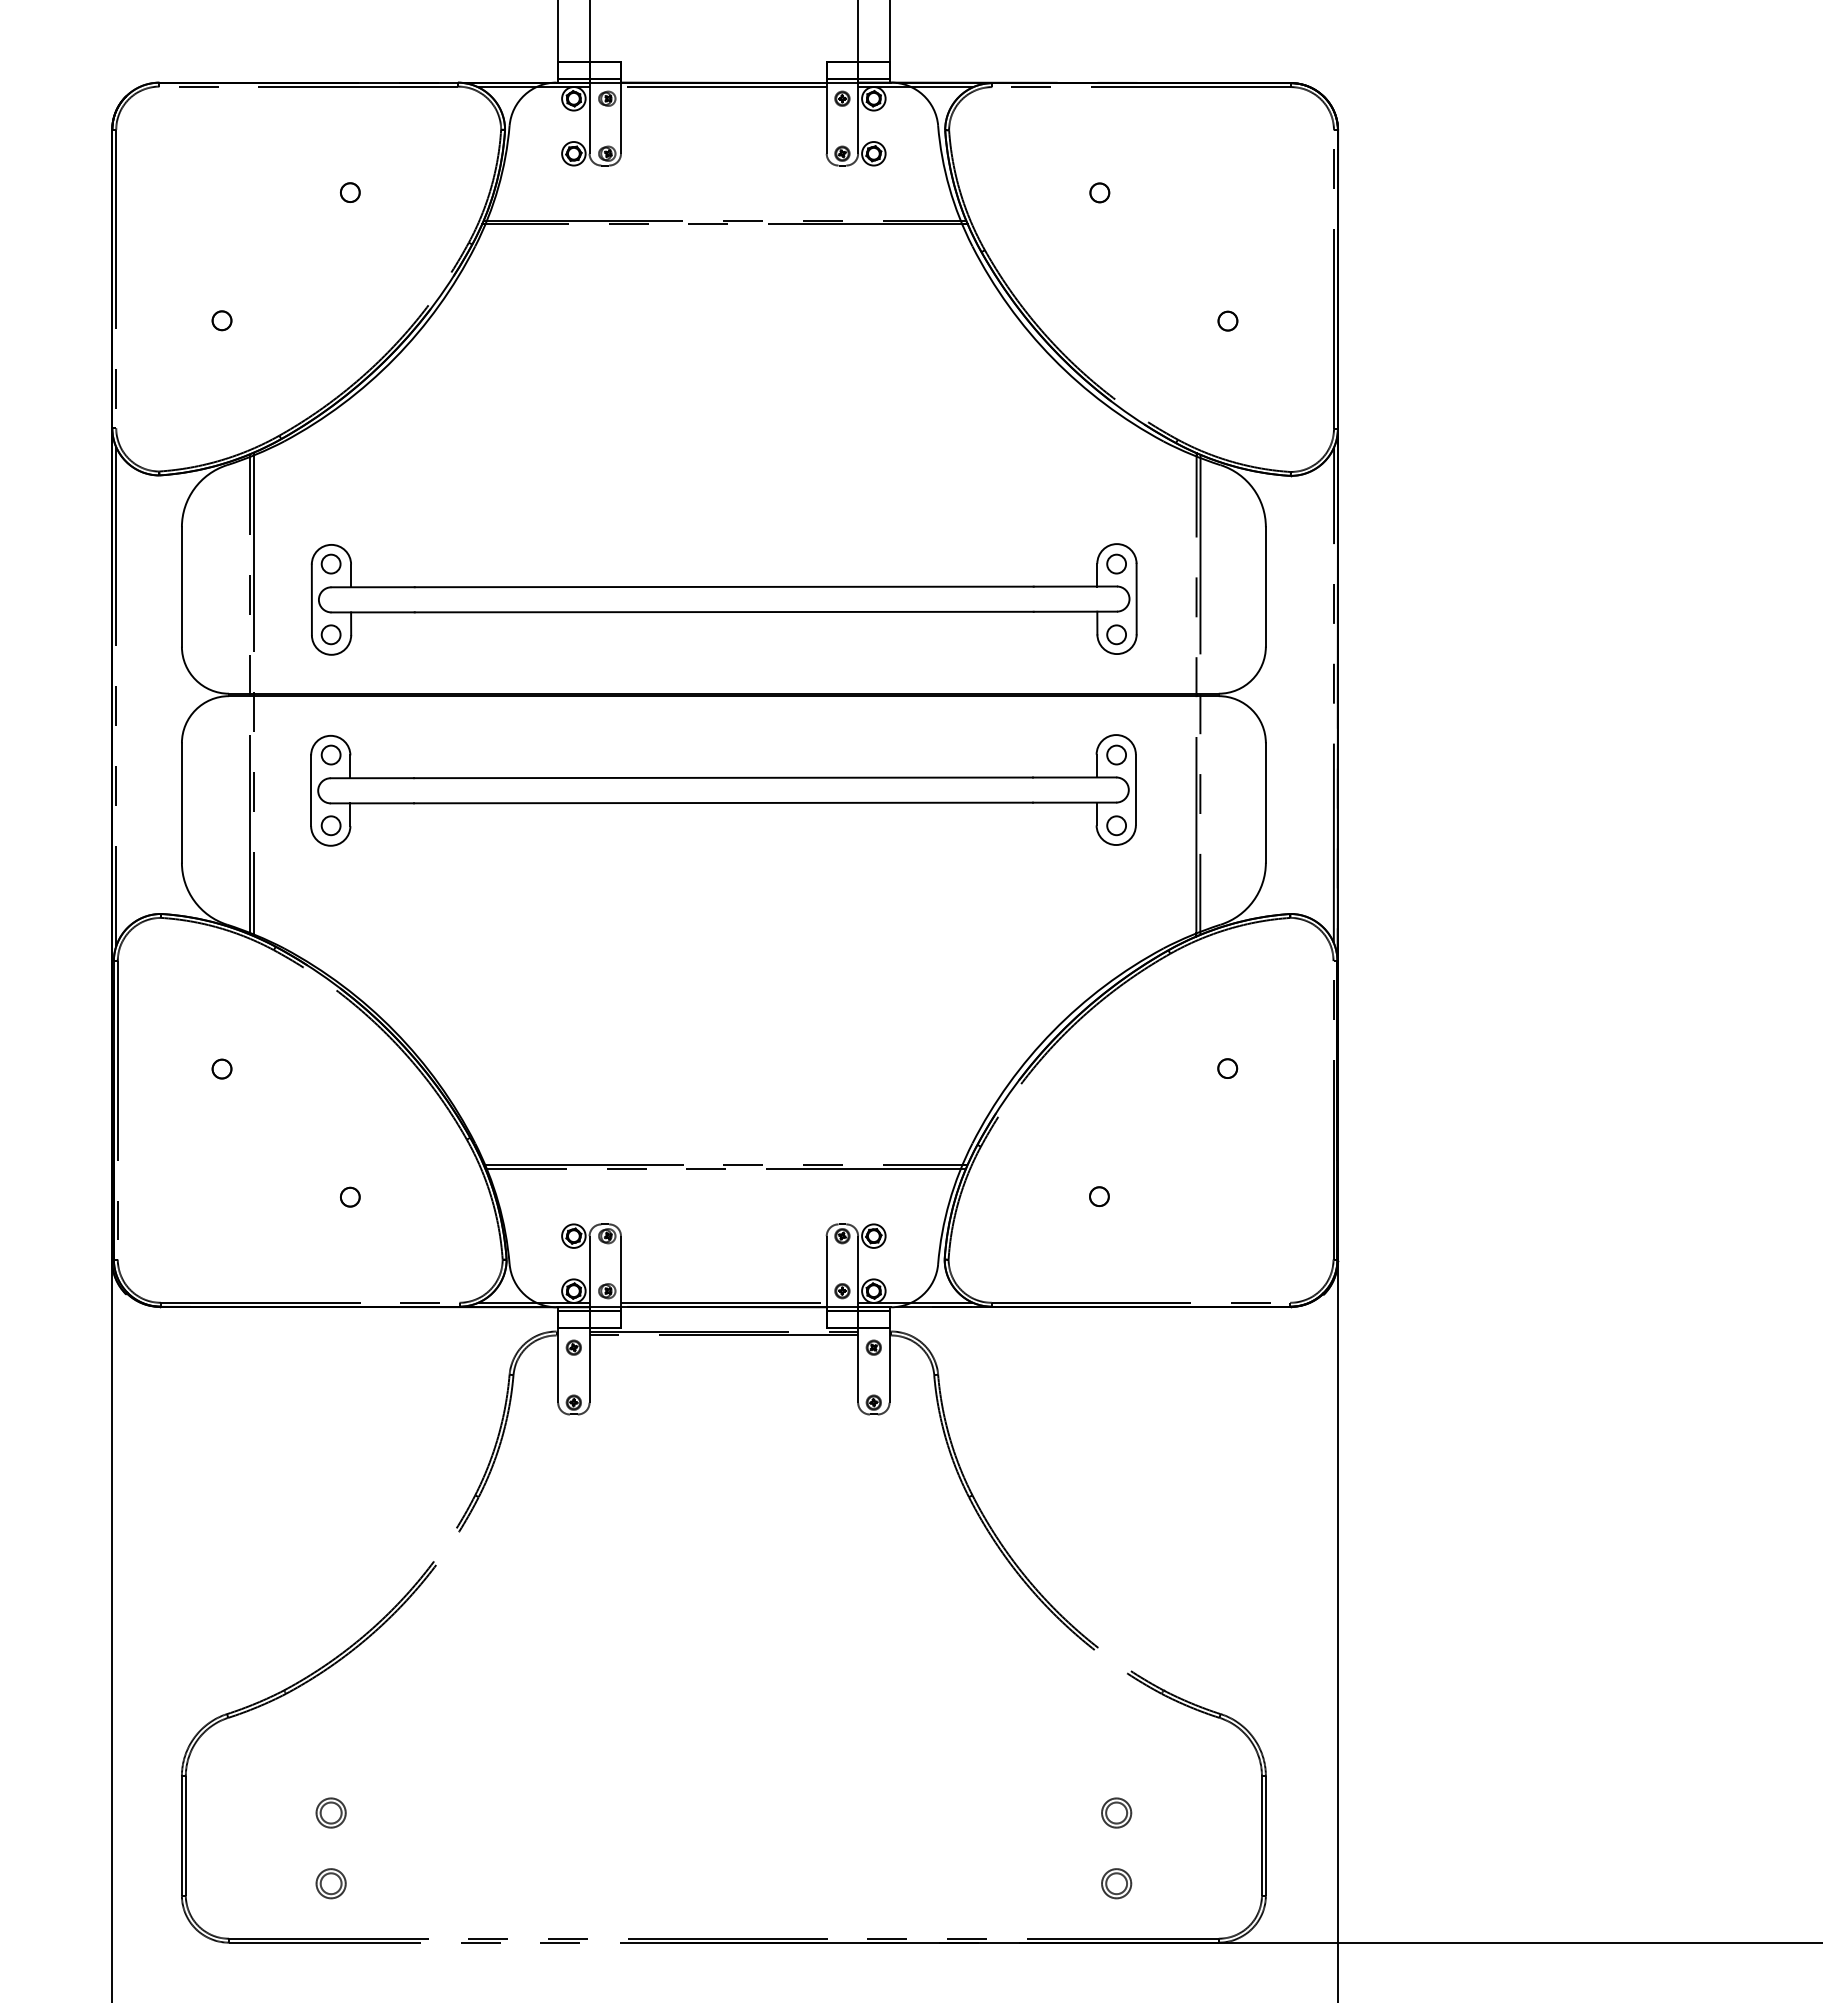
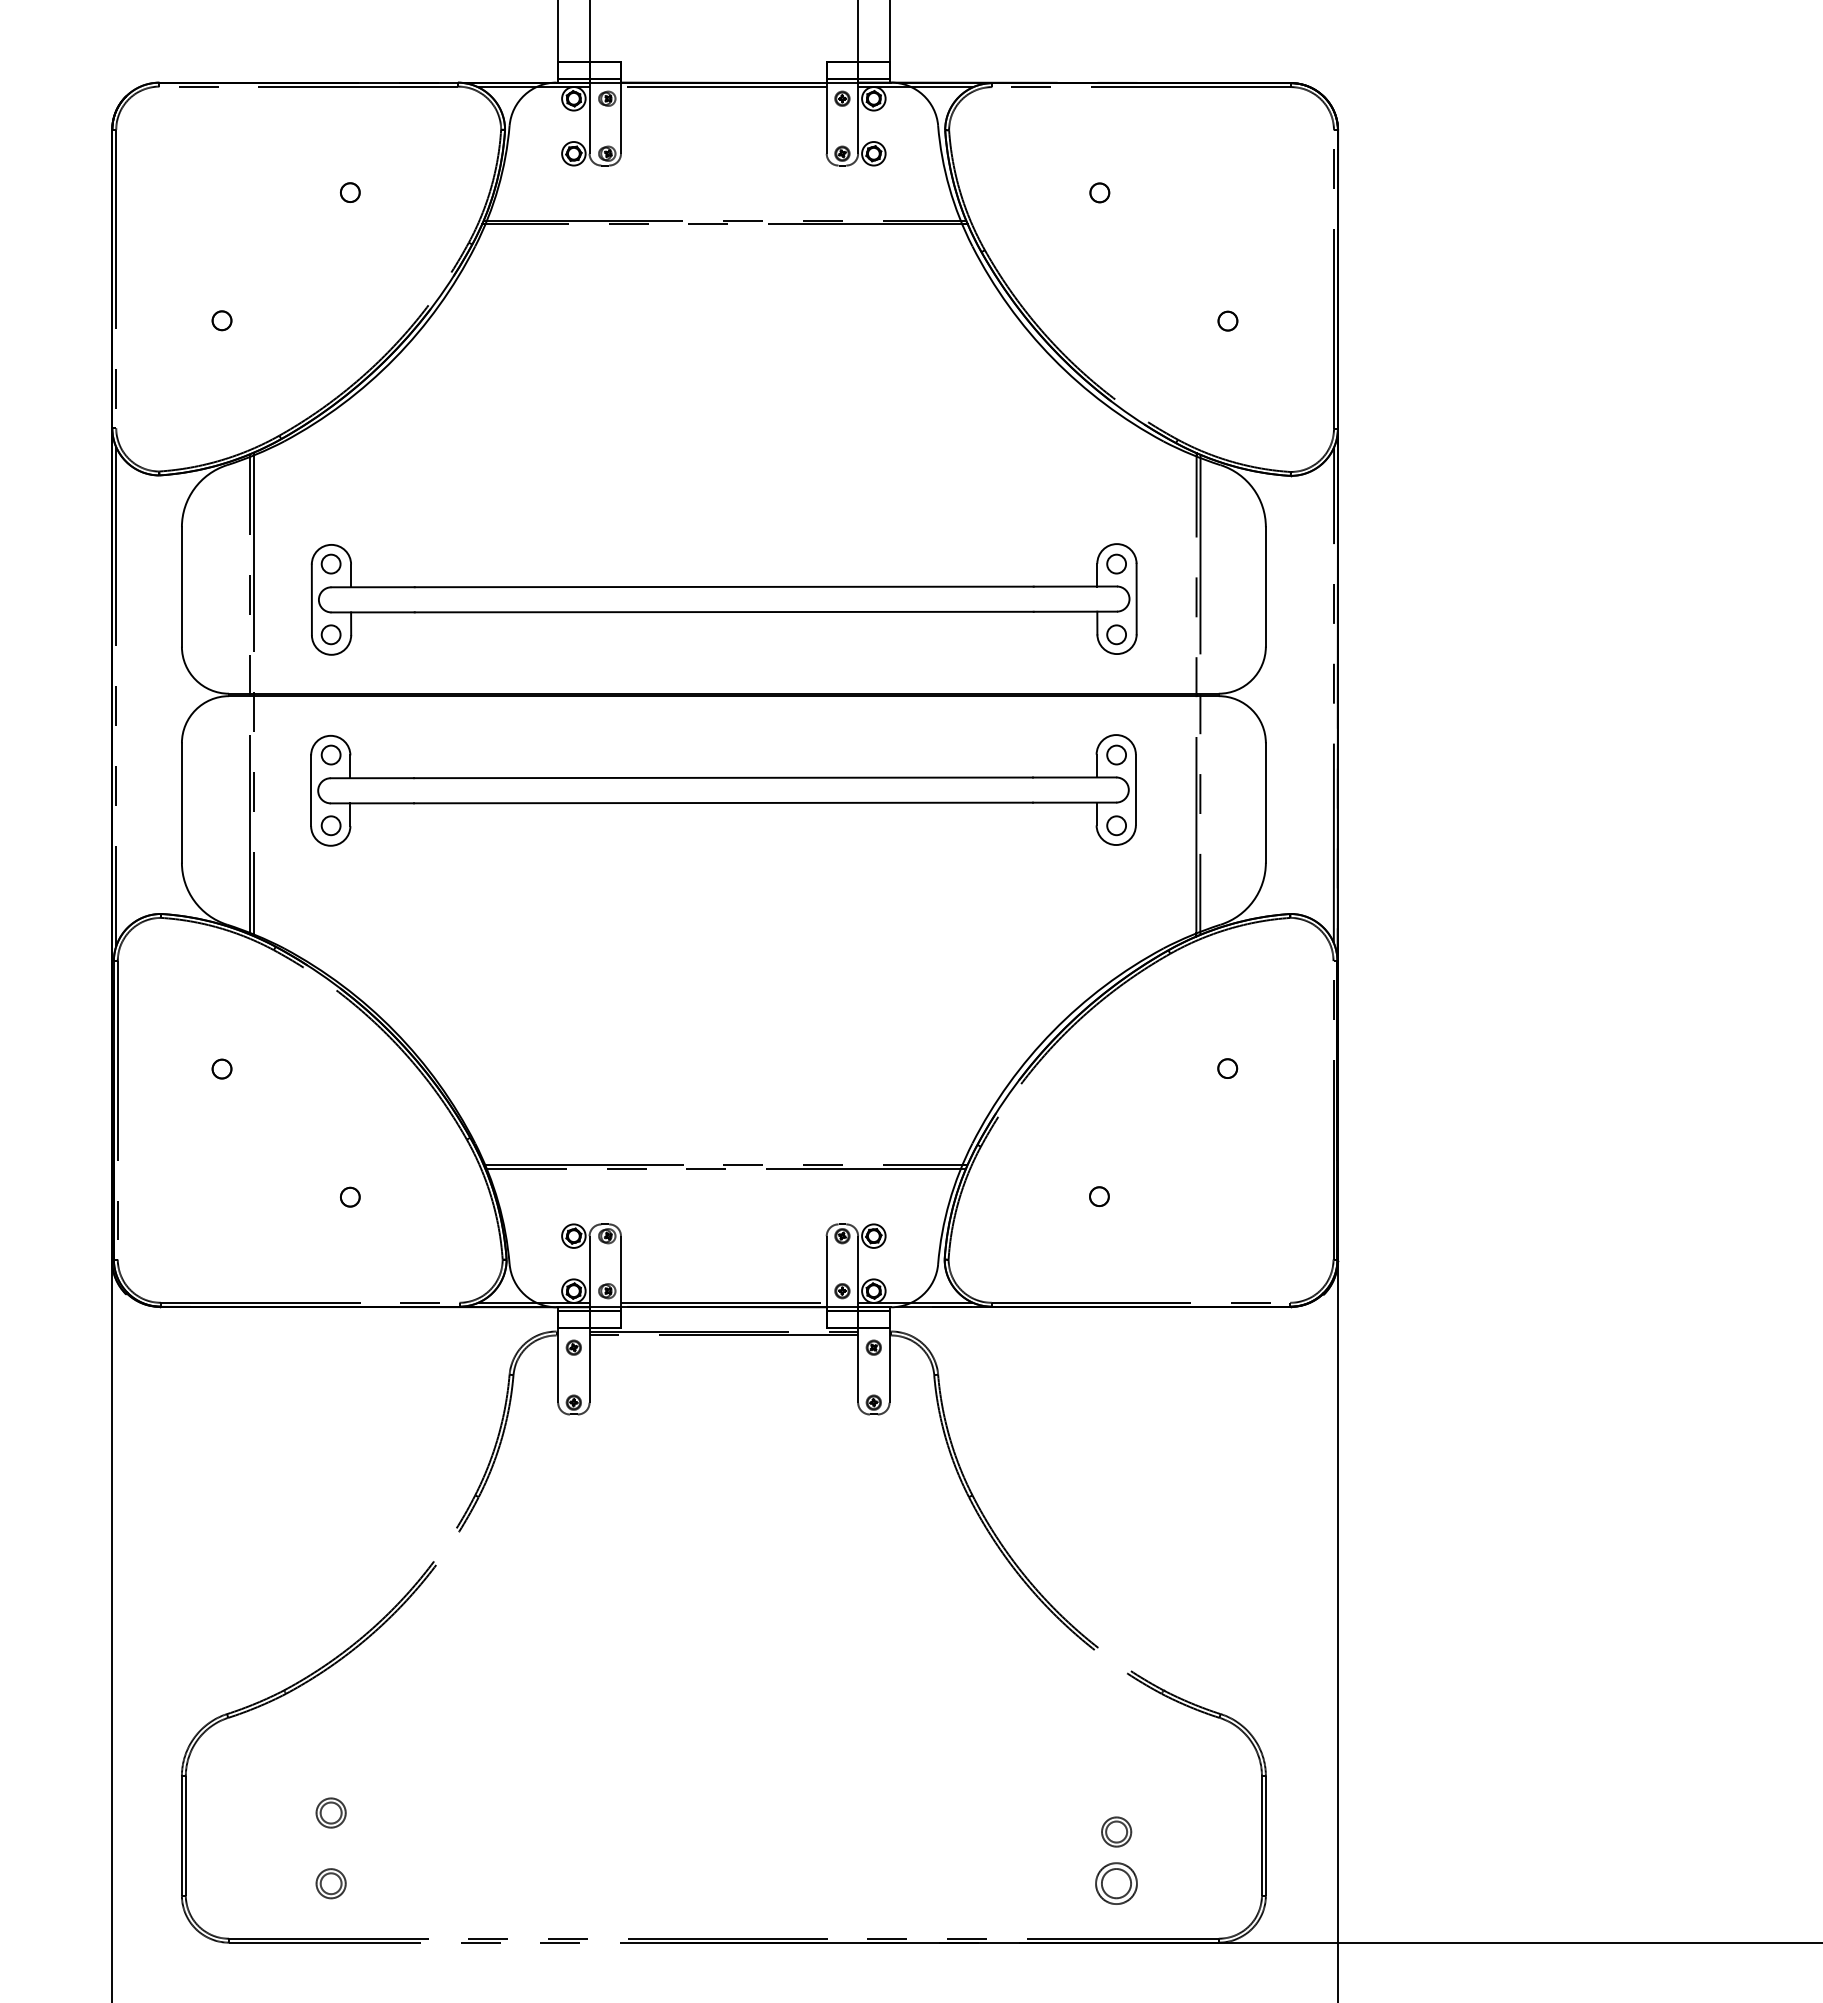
part position: (1116, 1812) -> (1116, 1831) (1116, 1831)
part size: 32x32 px -> 43x43 px (1116, 1883)
